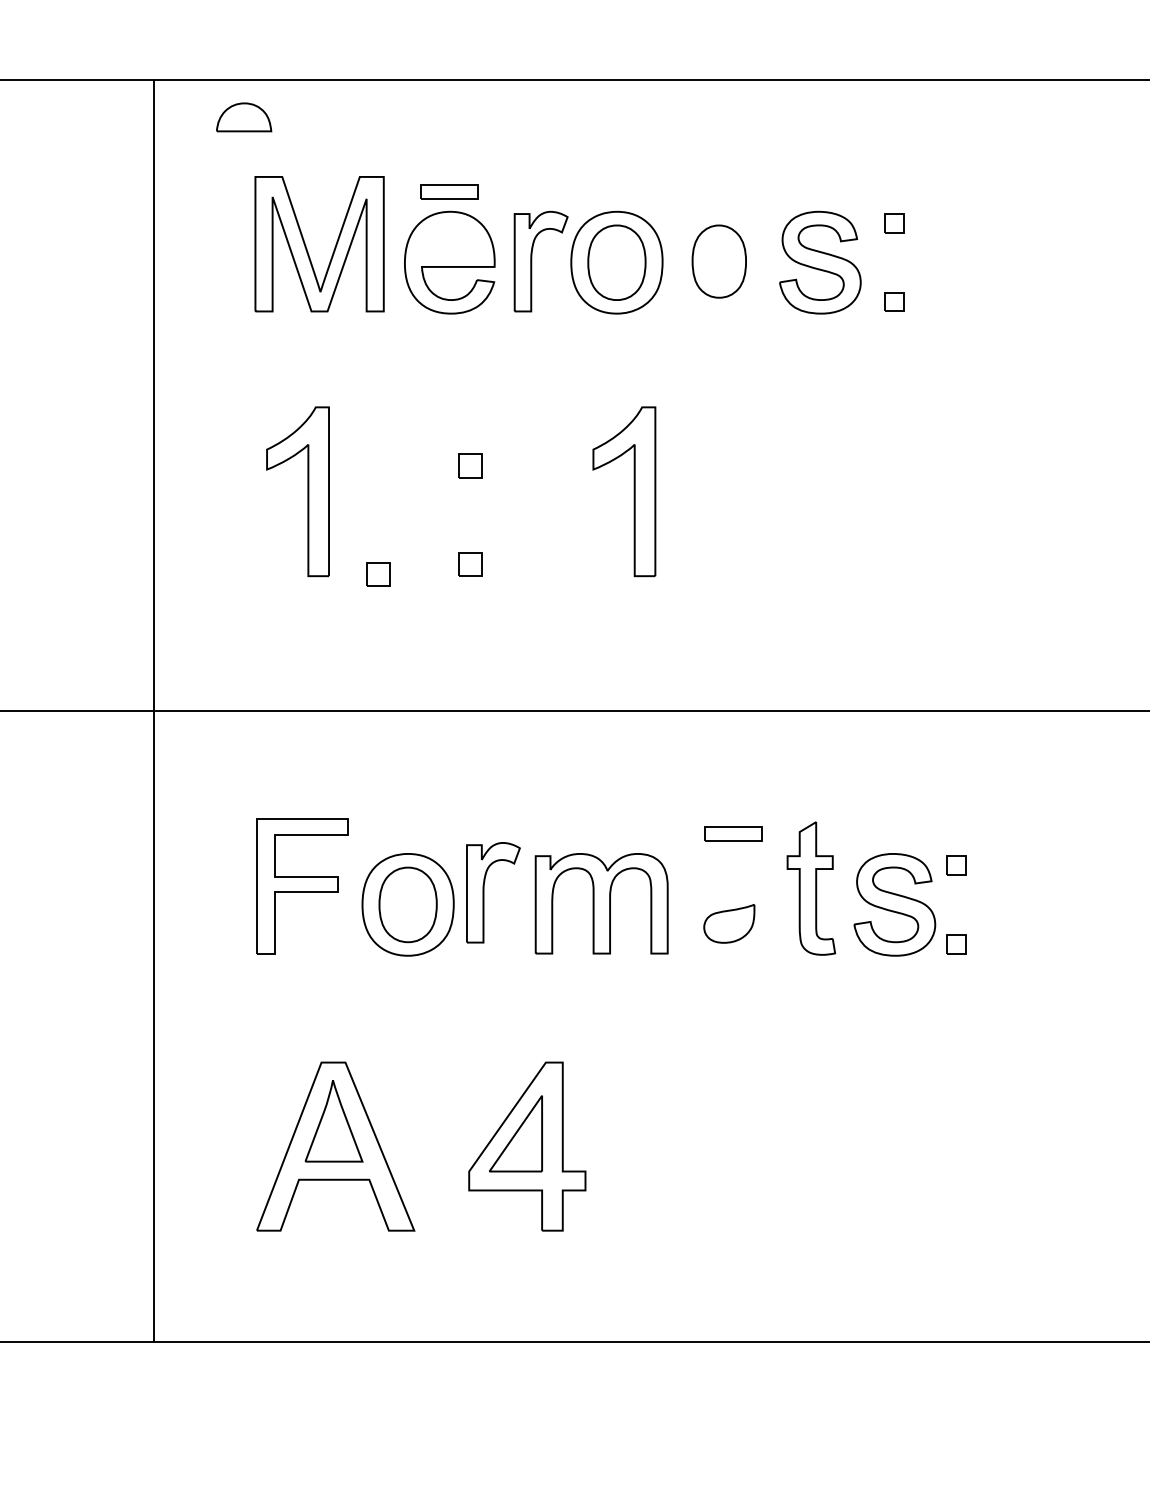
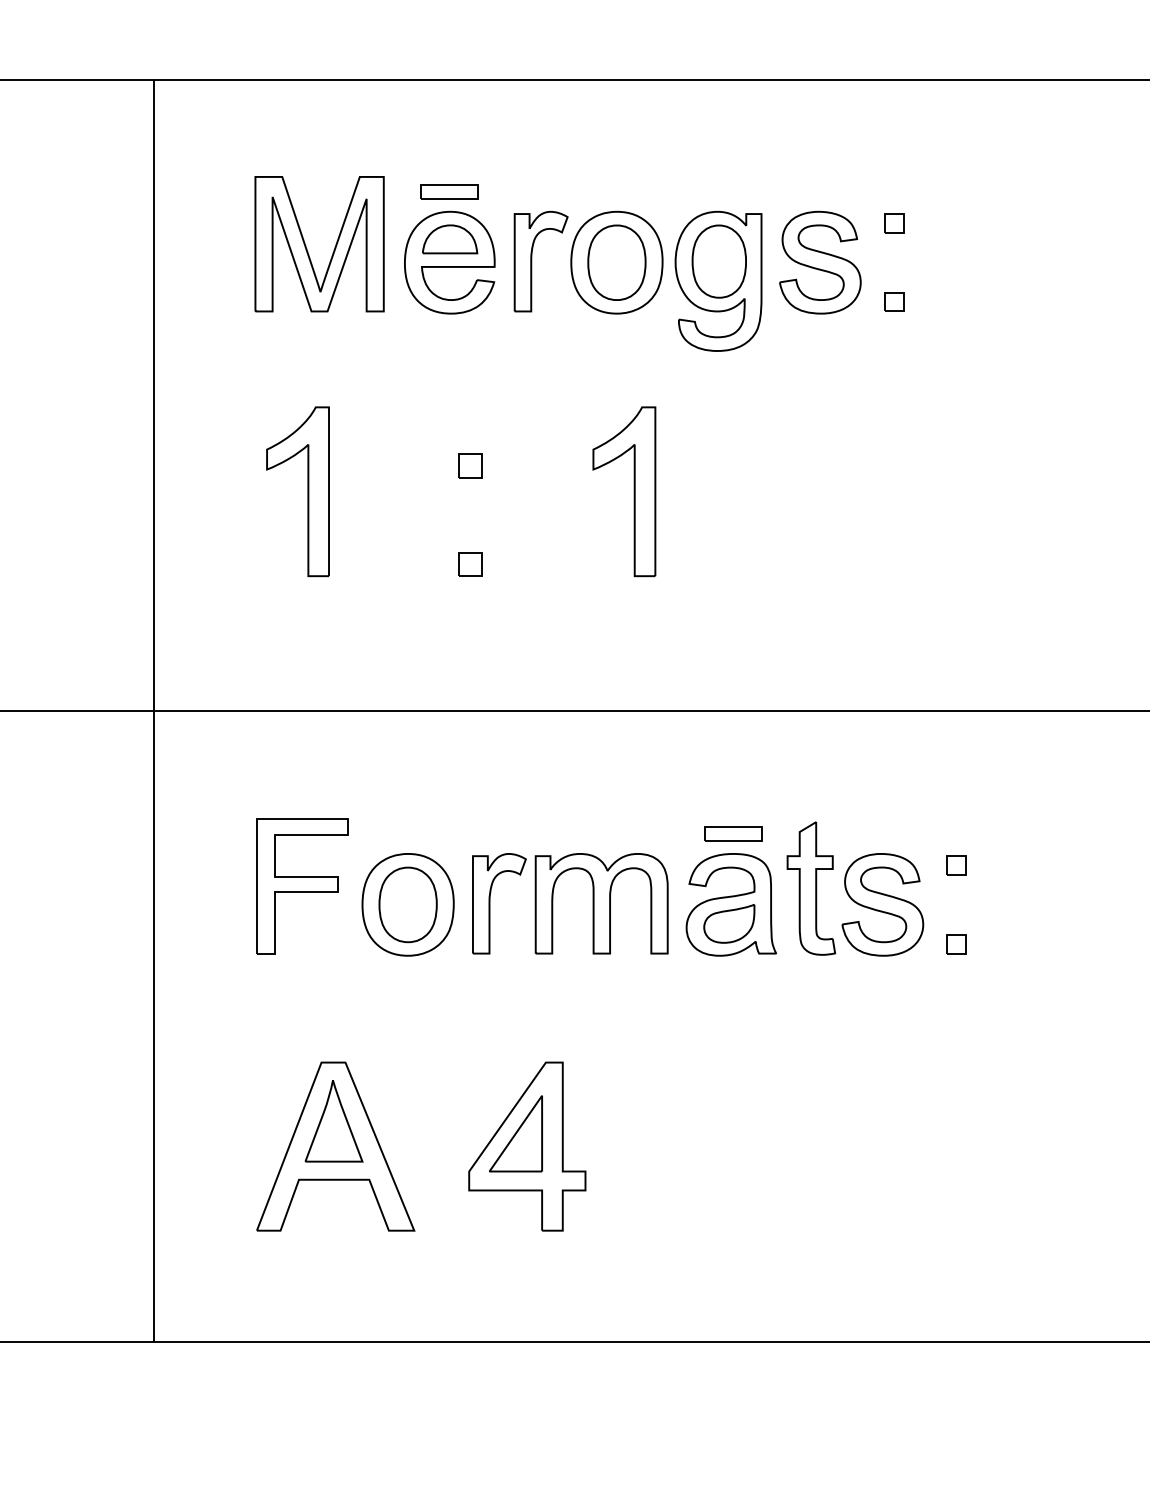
part position: (244, 117) -> (450, 239) (450, 239)
part: none -> present (718, 280)
part: present -> none (378, 574)
part position: (484, 892) -> (490, 903) (490, 903)
part: none -> present (730, 904)
part position: (894, 904) -> (882, 904) (882, 904)
